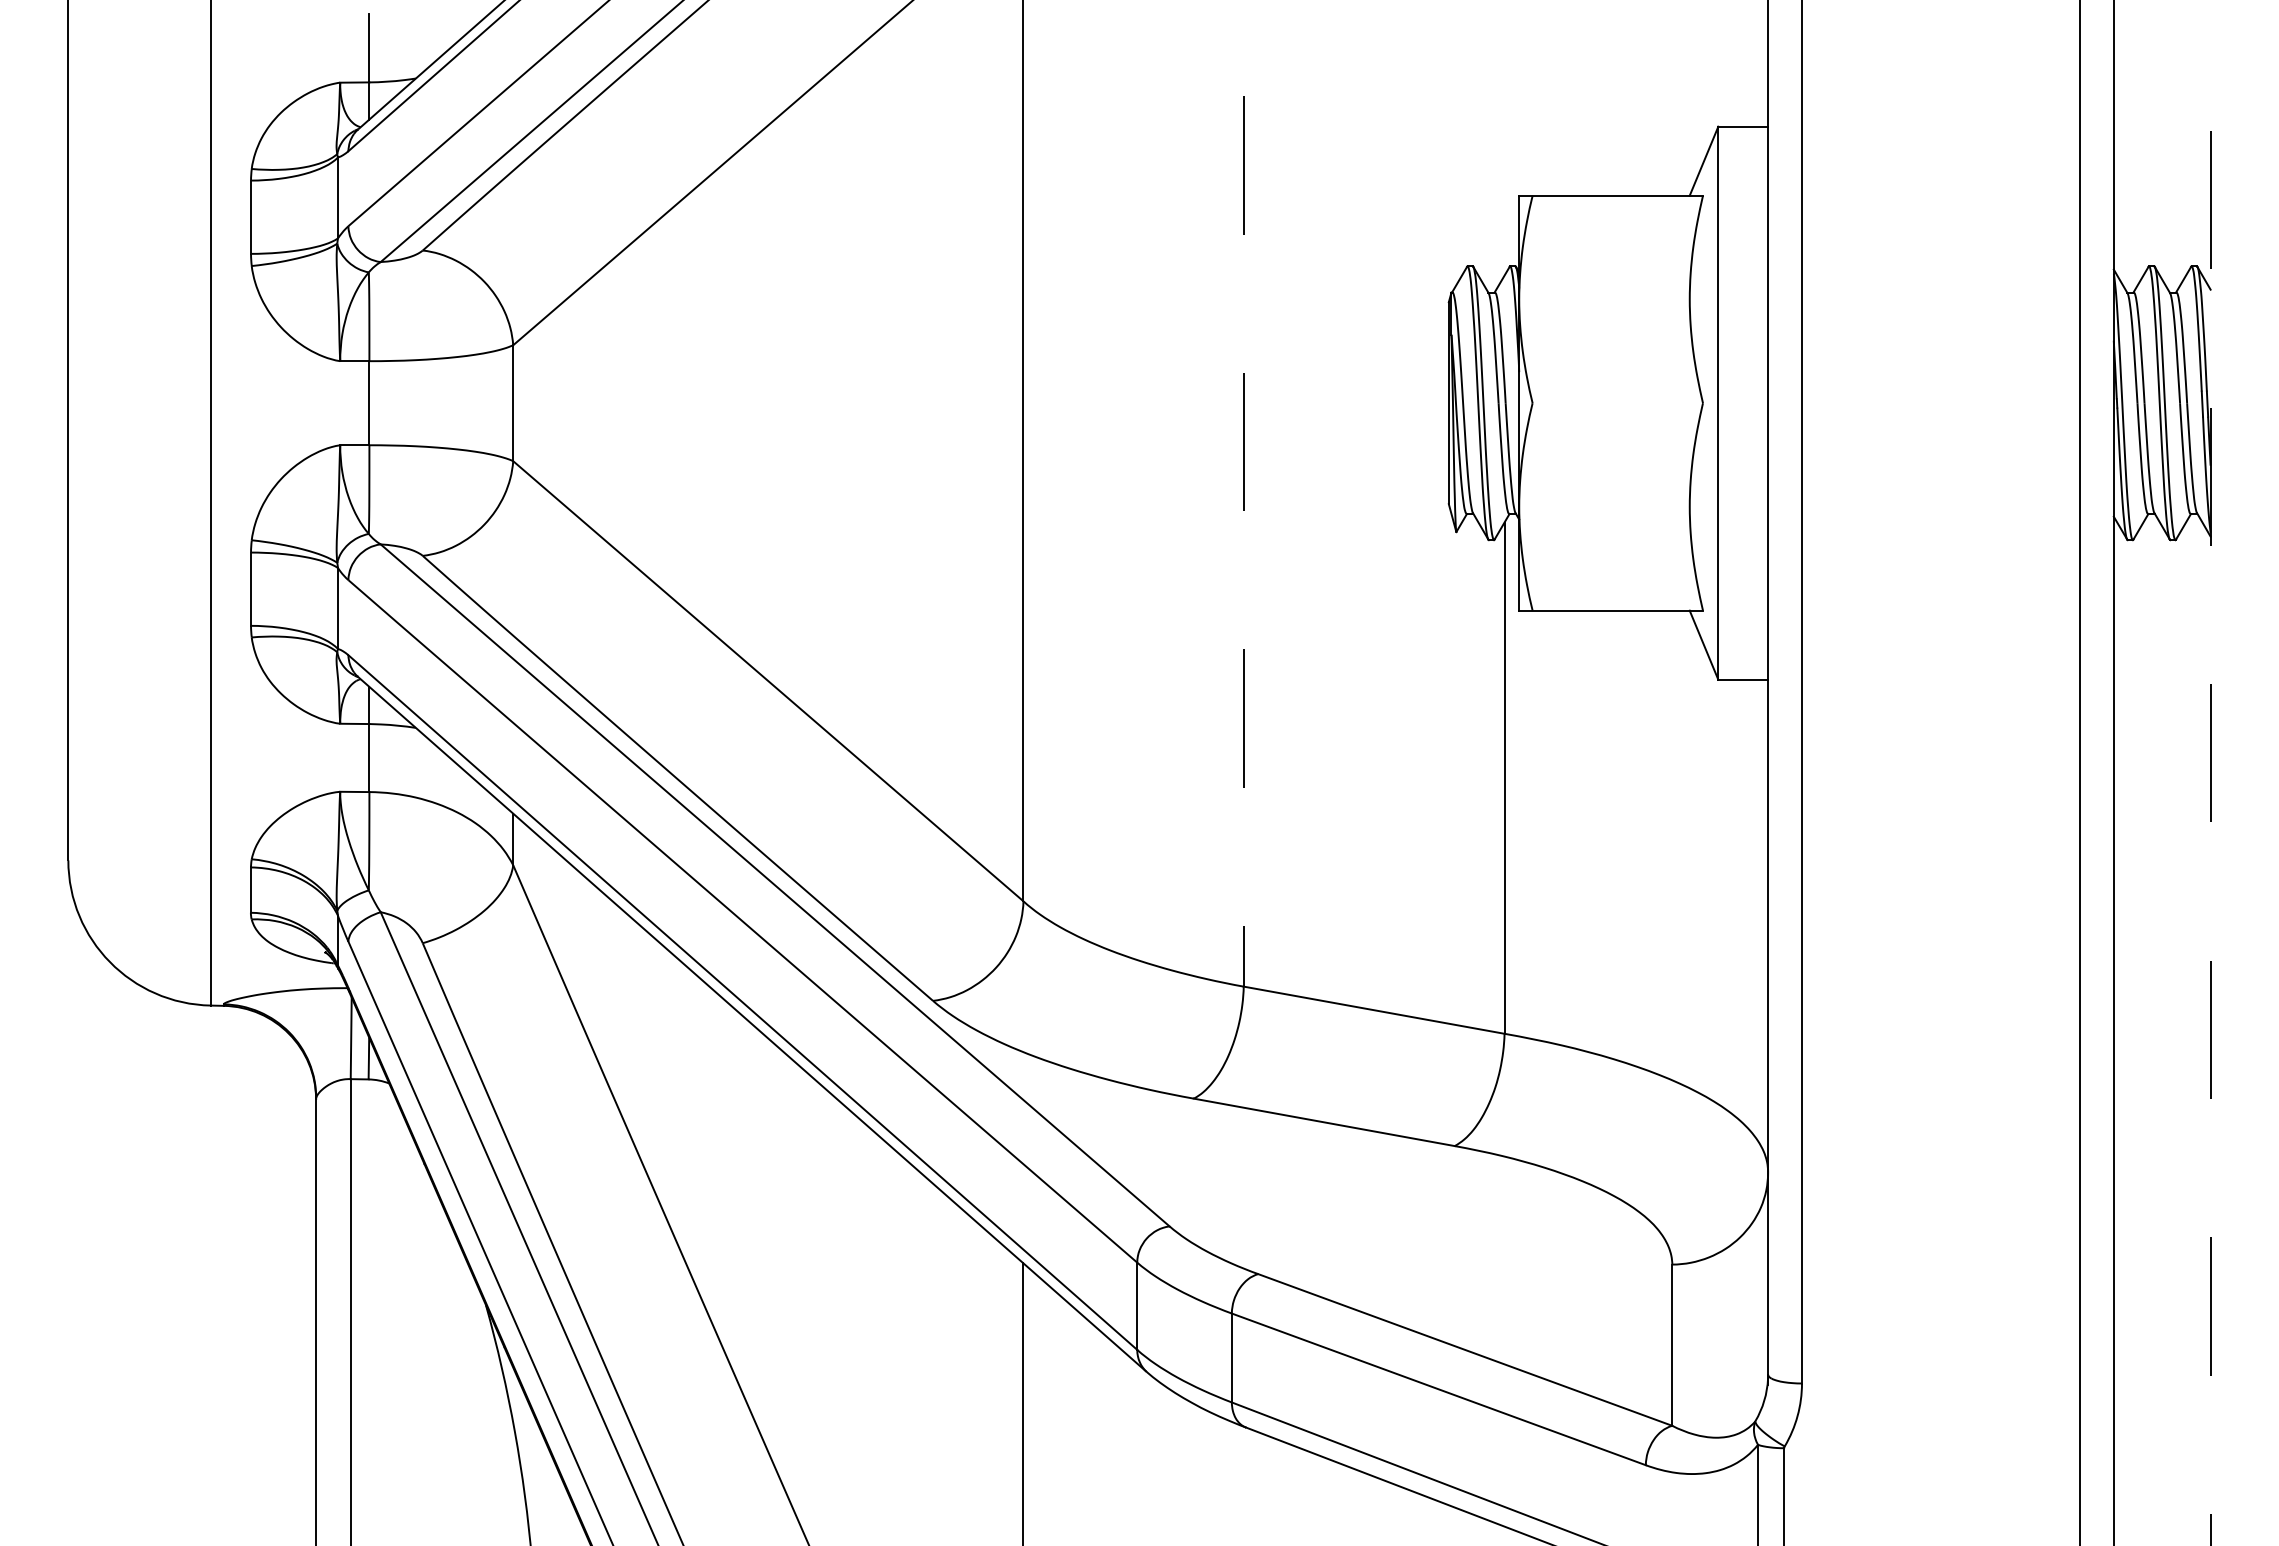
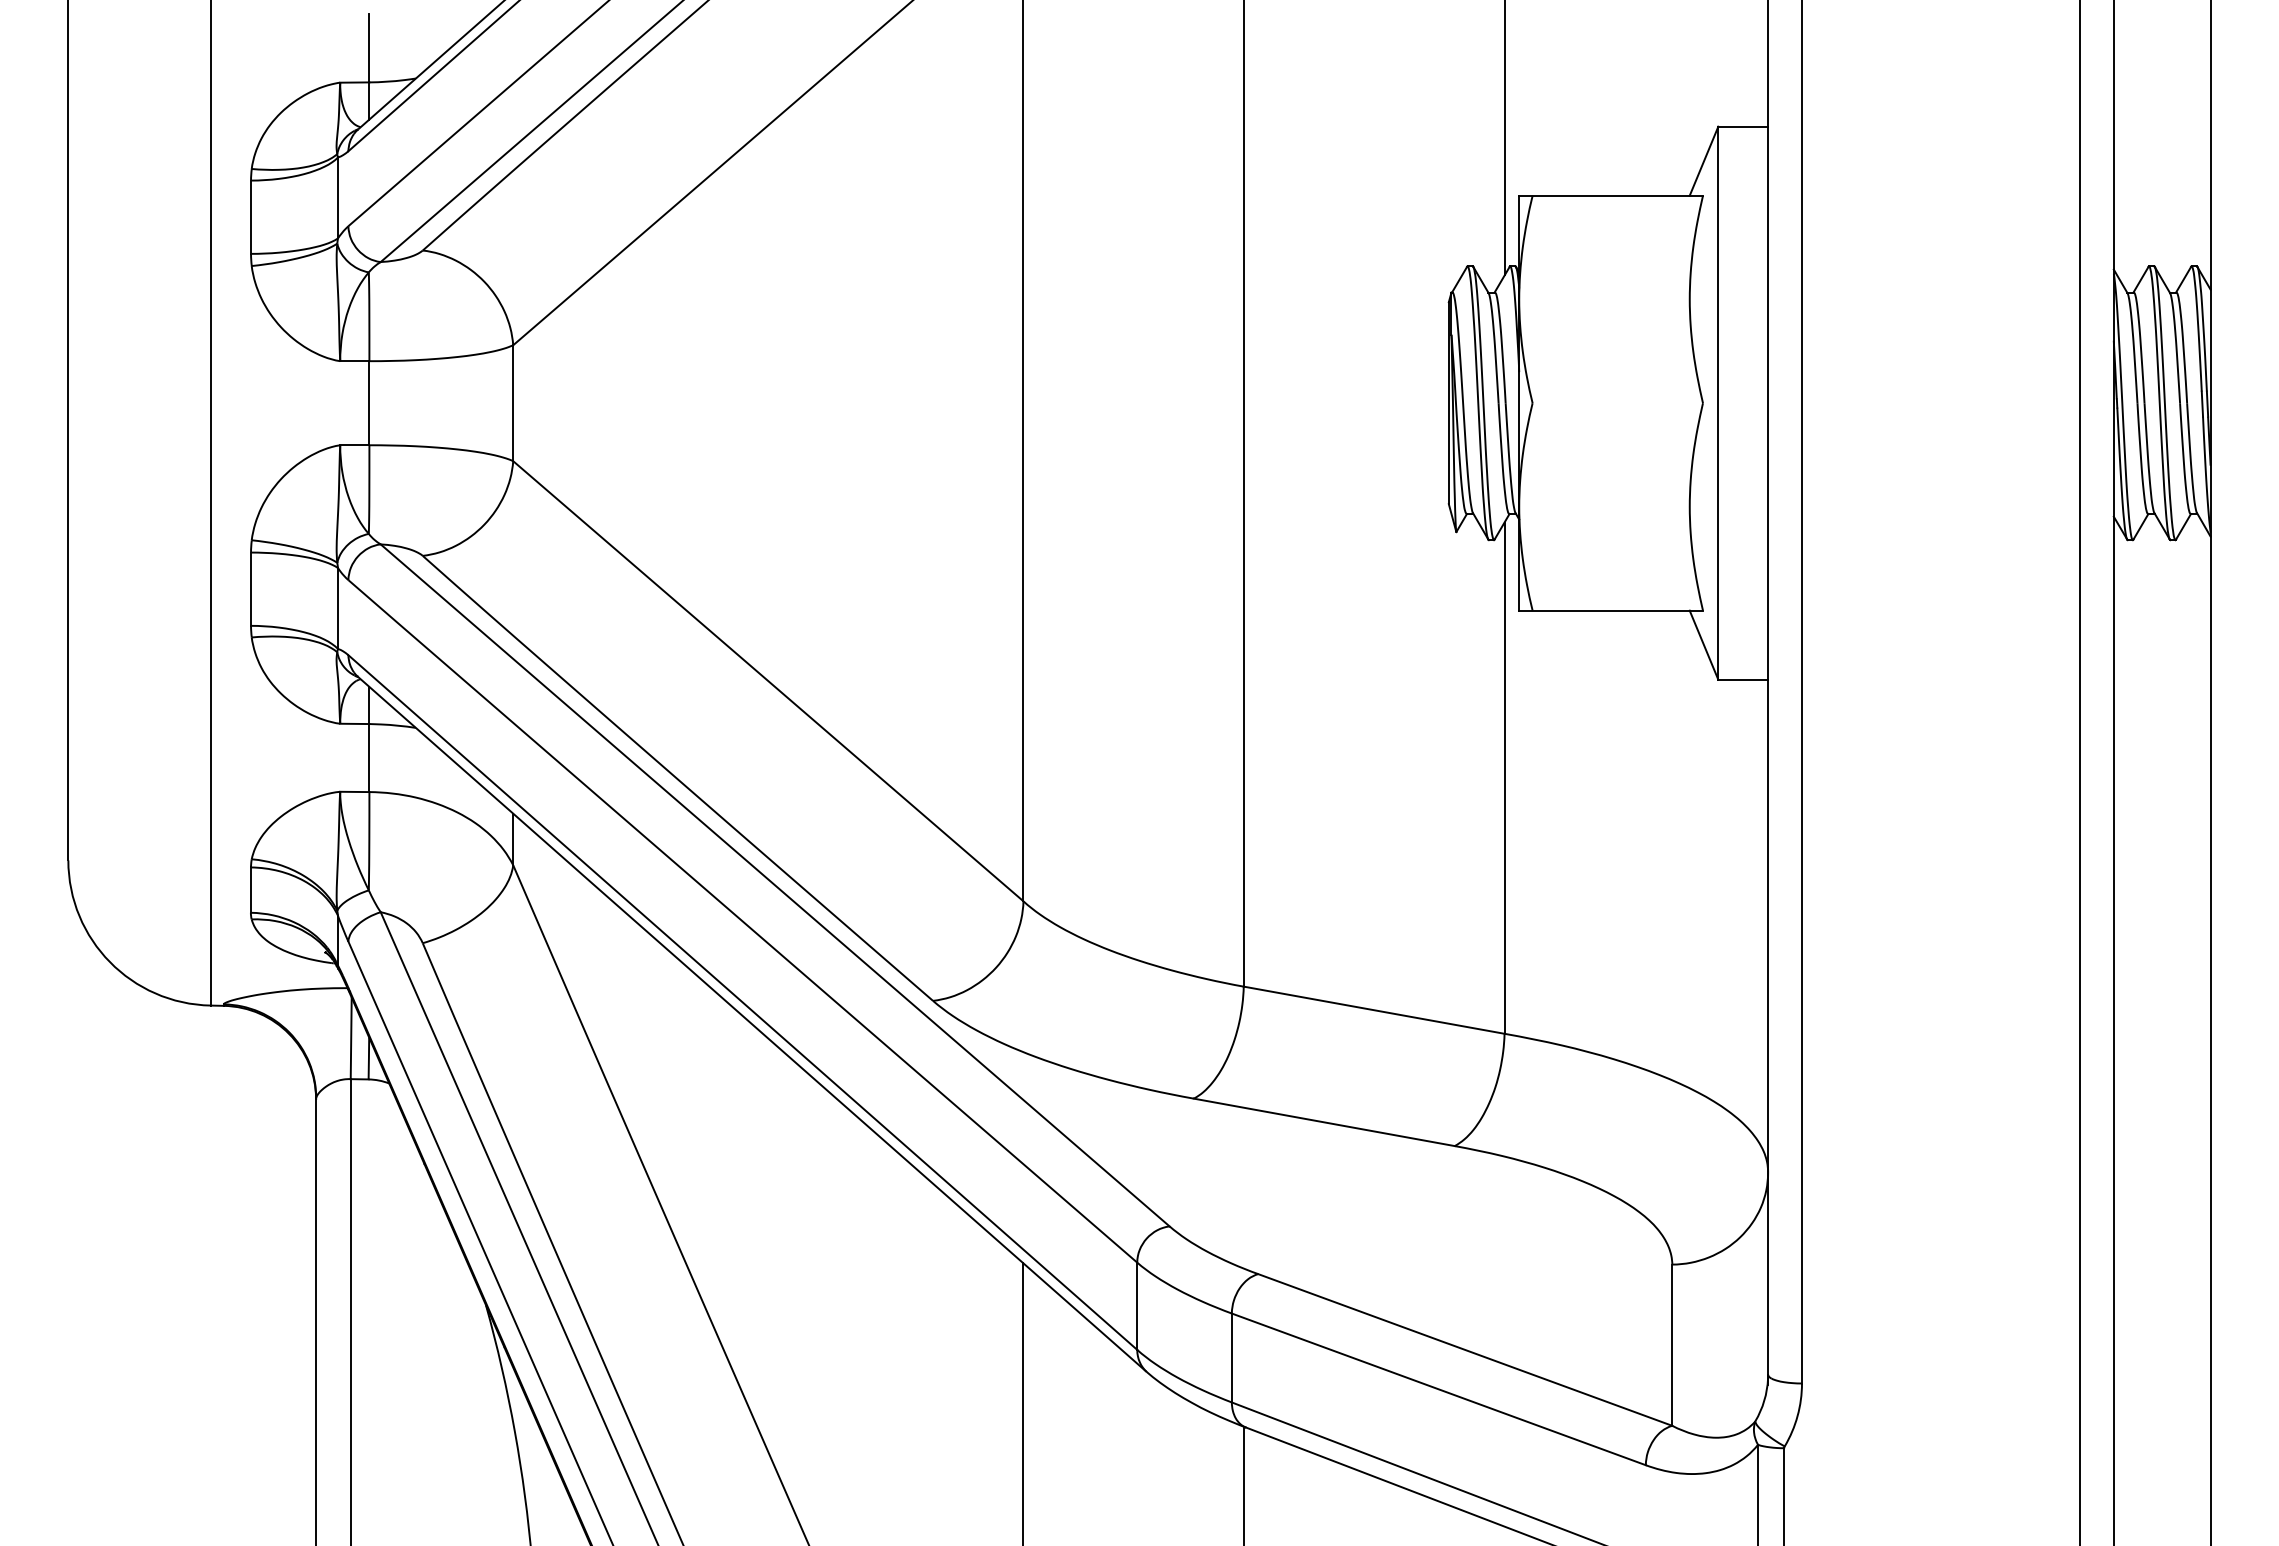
line: none -> present (1504, 138)
line: dashed -> solid (1243, 493)
line: dashed -> solid (2210, 772)
line: none -> present (1243, 1484)
